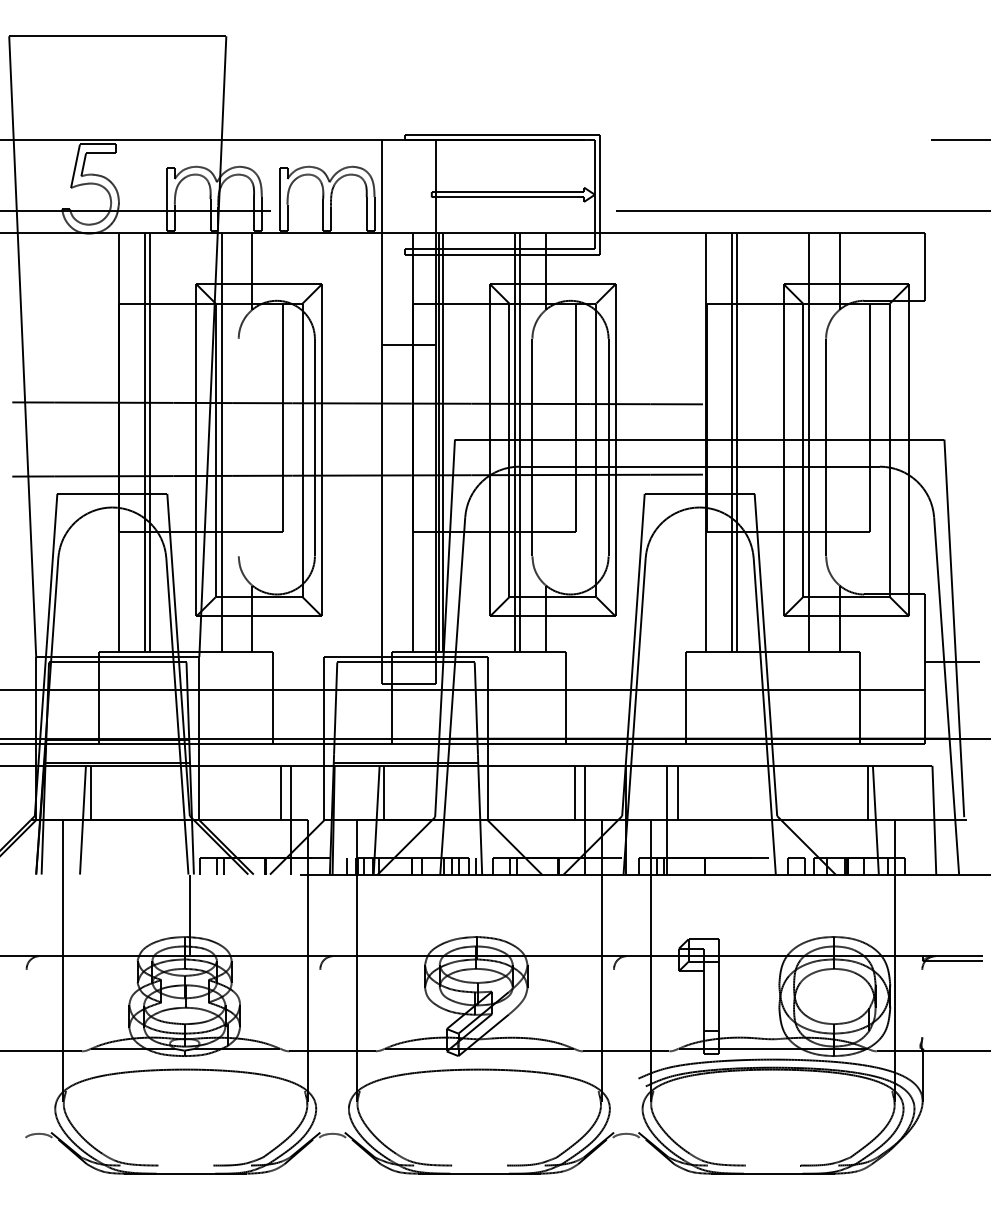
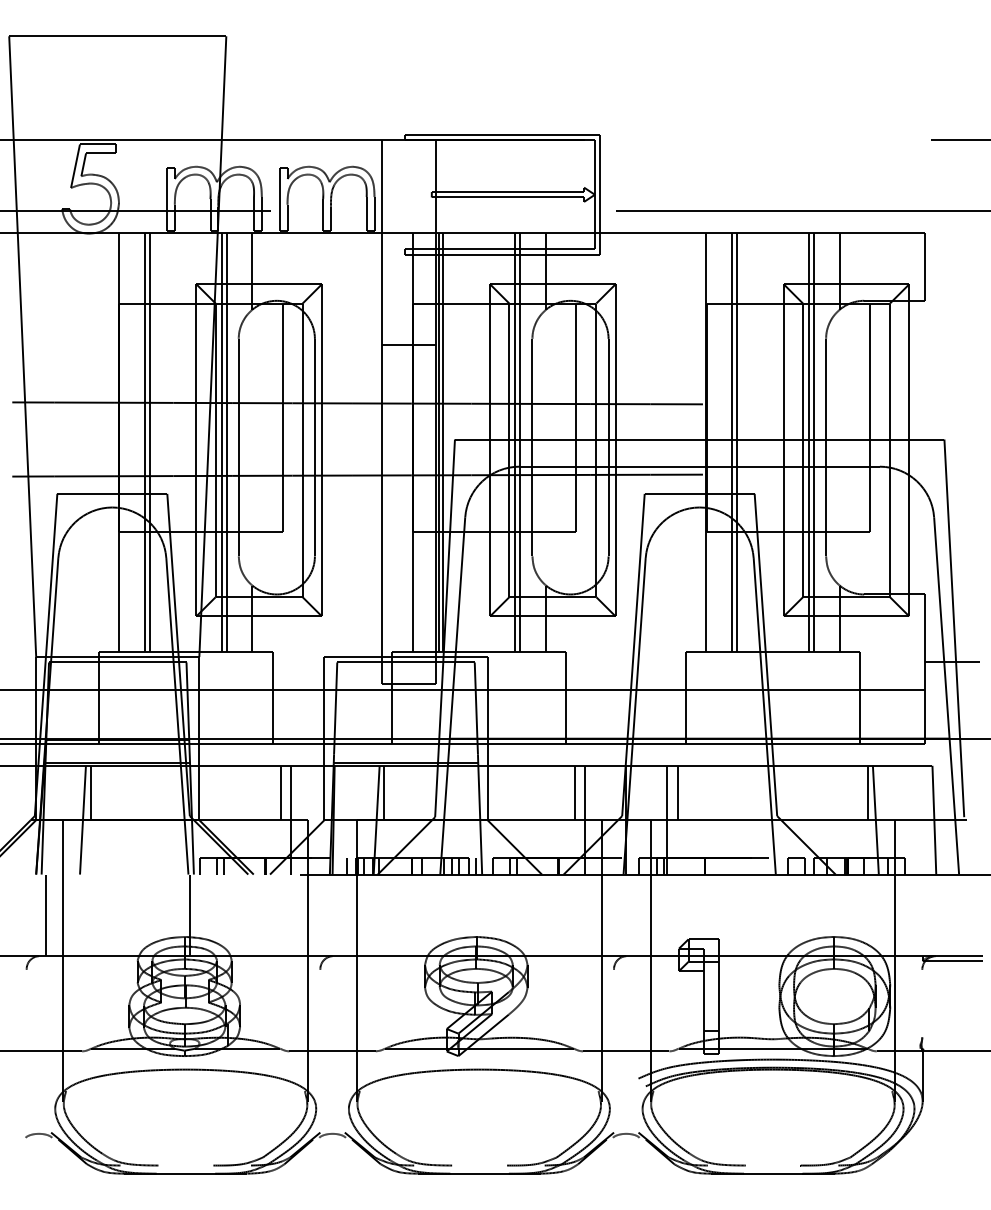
line: none -> present (226, 441)
line: none -> present (813, 441)
line: none -> present (238, 447)
line: none -> present (45, 915)
